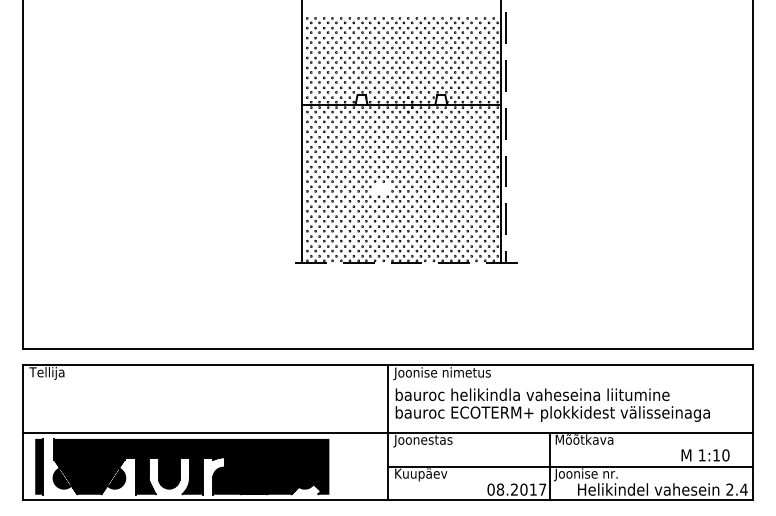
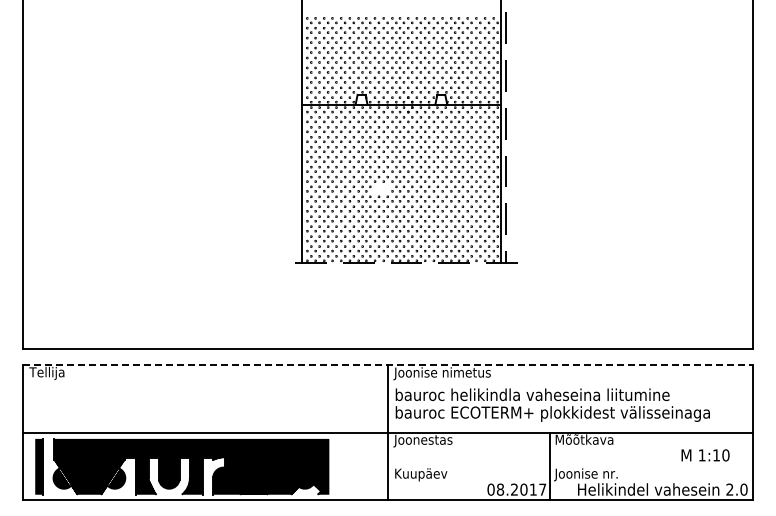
line: solid -> dashed (388, 365)
line: present -> none (570, 466)
text: 2.4 -> 2.0 (743, 489)
